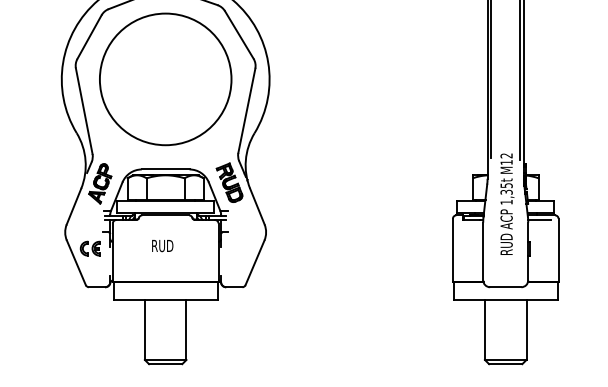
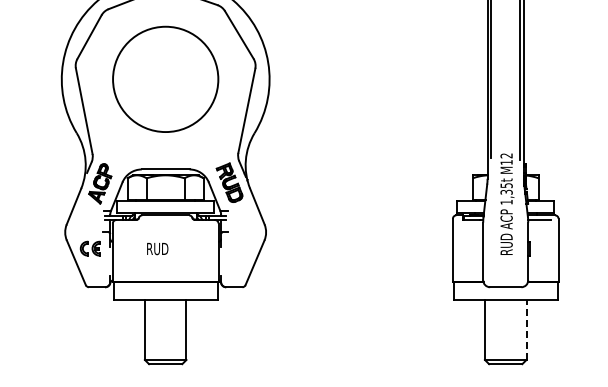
circle diameter: 132 px -> 105 px (165, 79)
text position: (162, 246) -> (157, 249) (157, 249)
line: solid -> dashed (526, 330)
